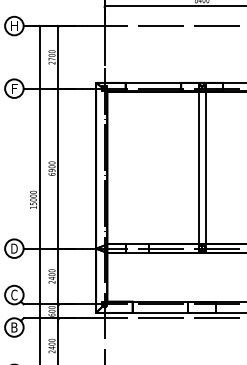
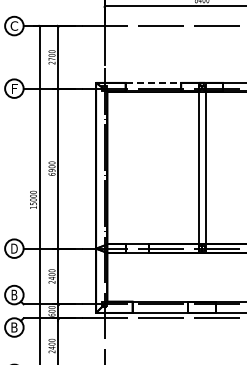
text: H -> C (14, 25)
line: solid -> dashed (153, 82)
text: C -> B (14, 294)
